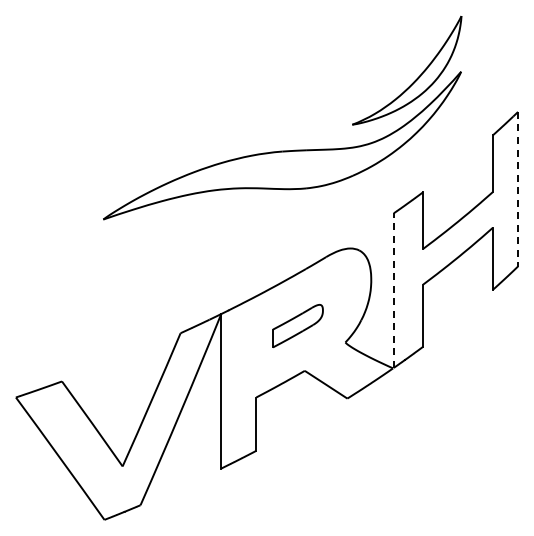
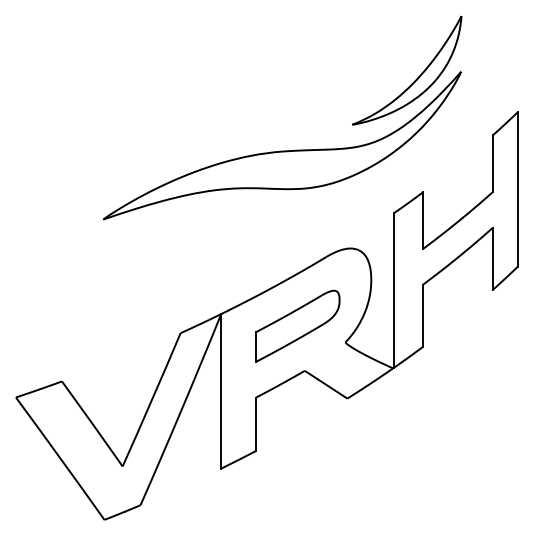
line: dashed -> solid (518, 189)
line: dashed -> solid (393, 290)
part size: 52x45 px -> 86x74 px (297, 325)
